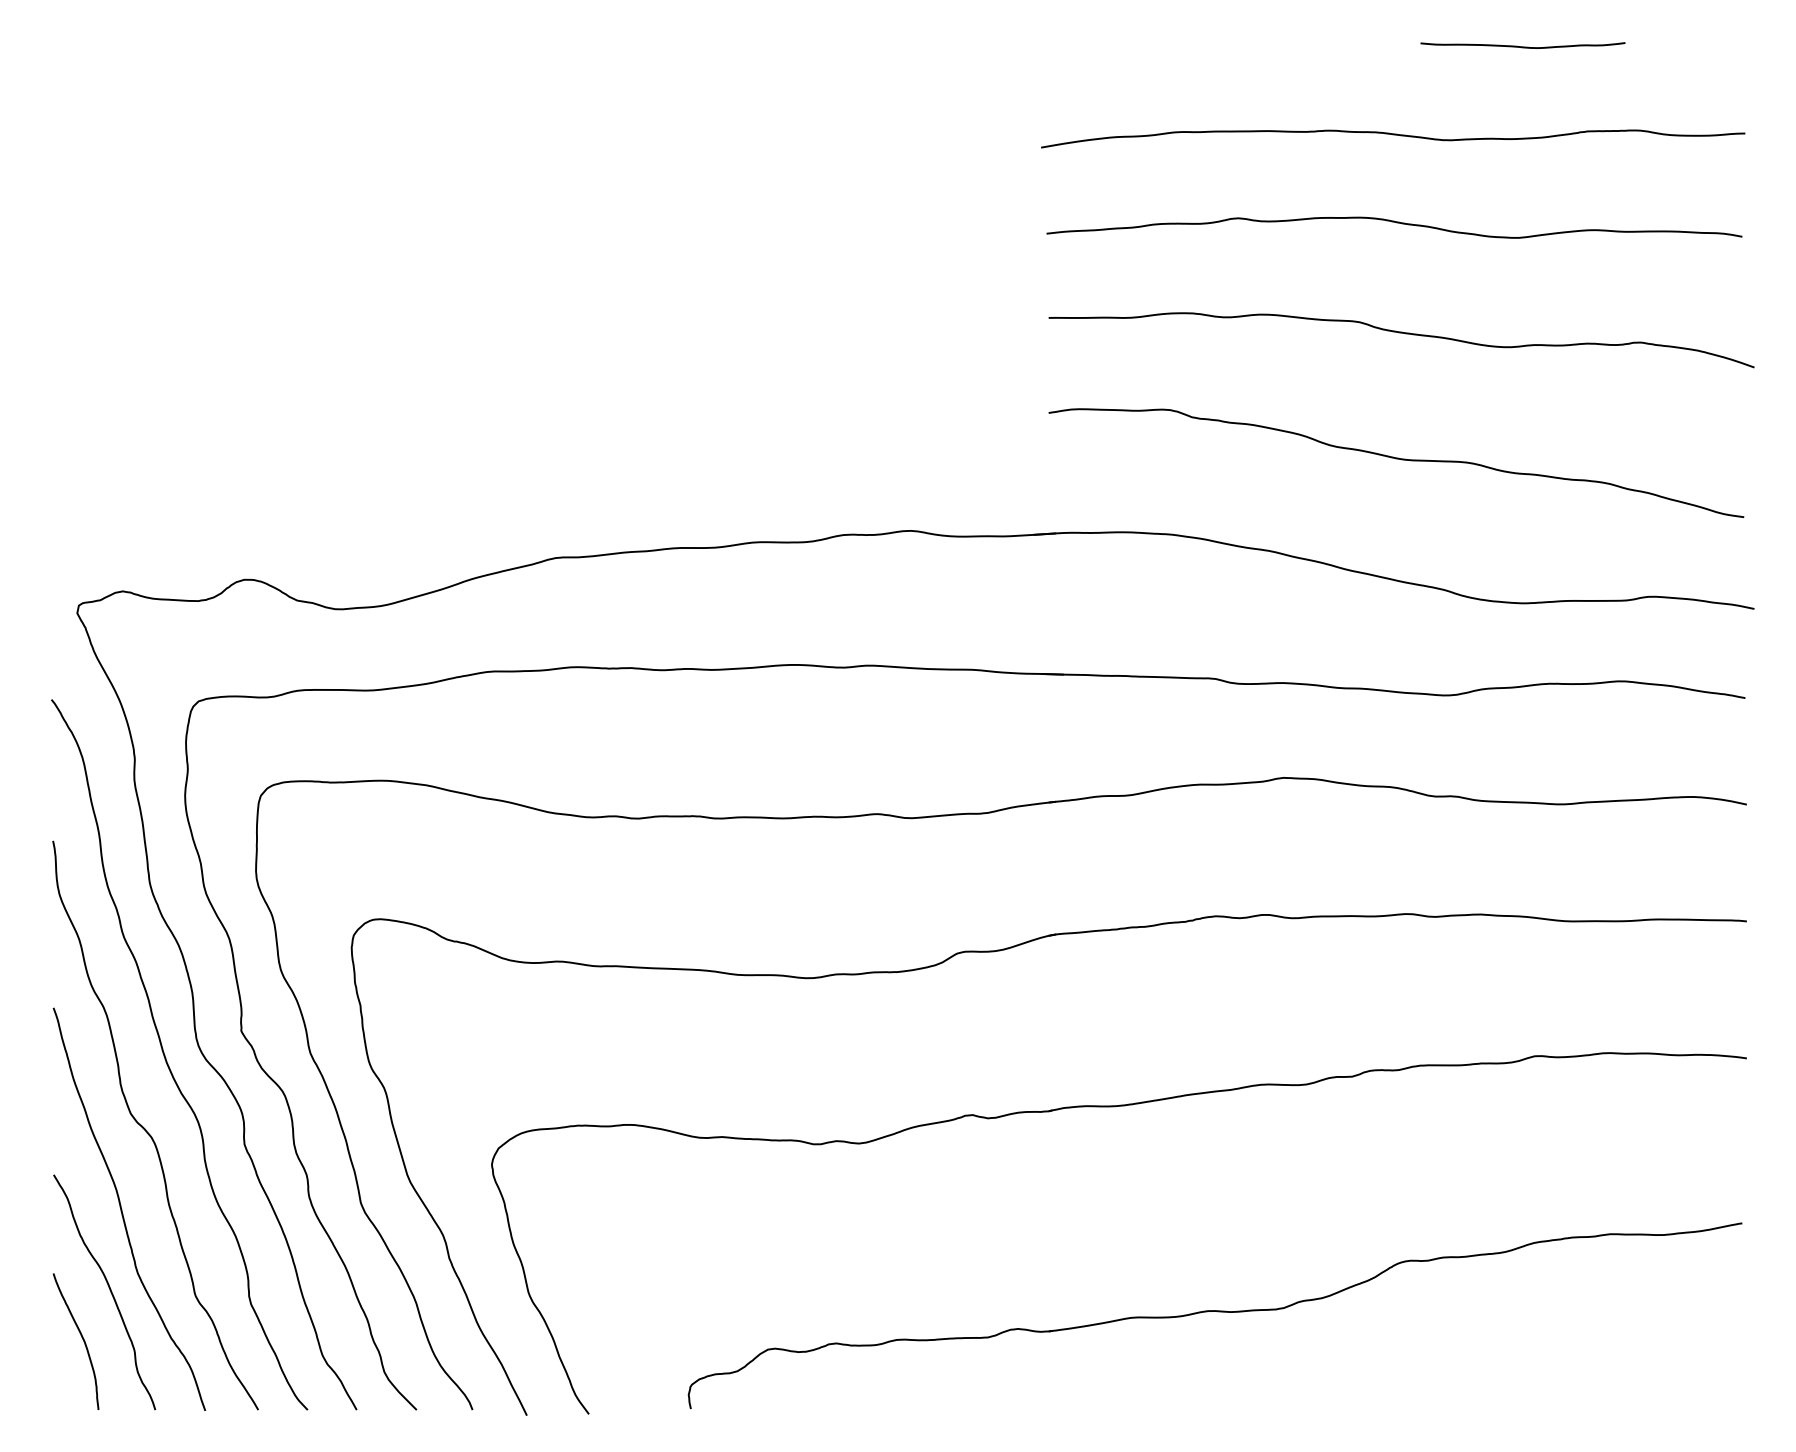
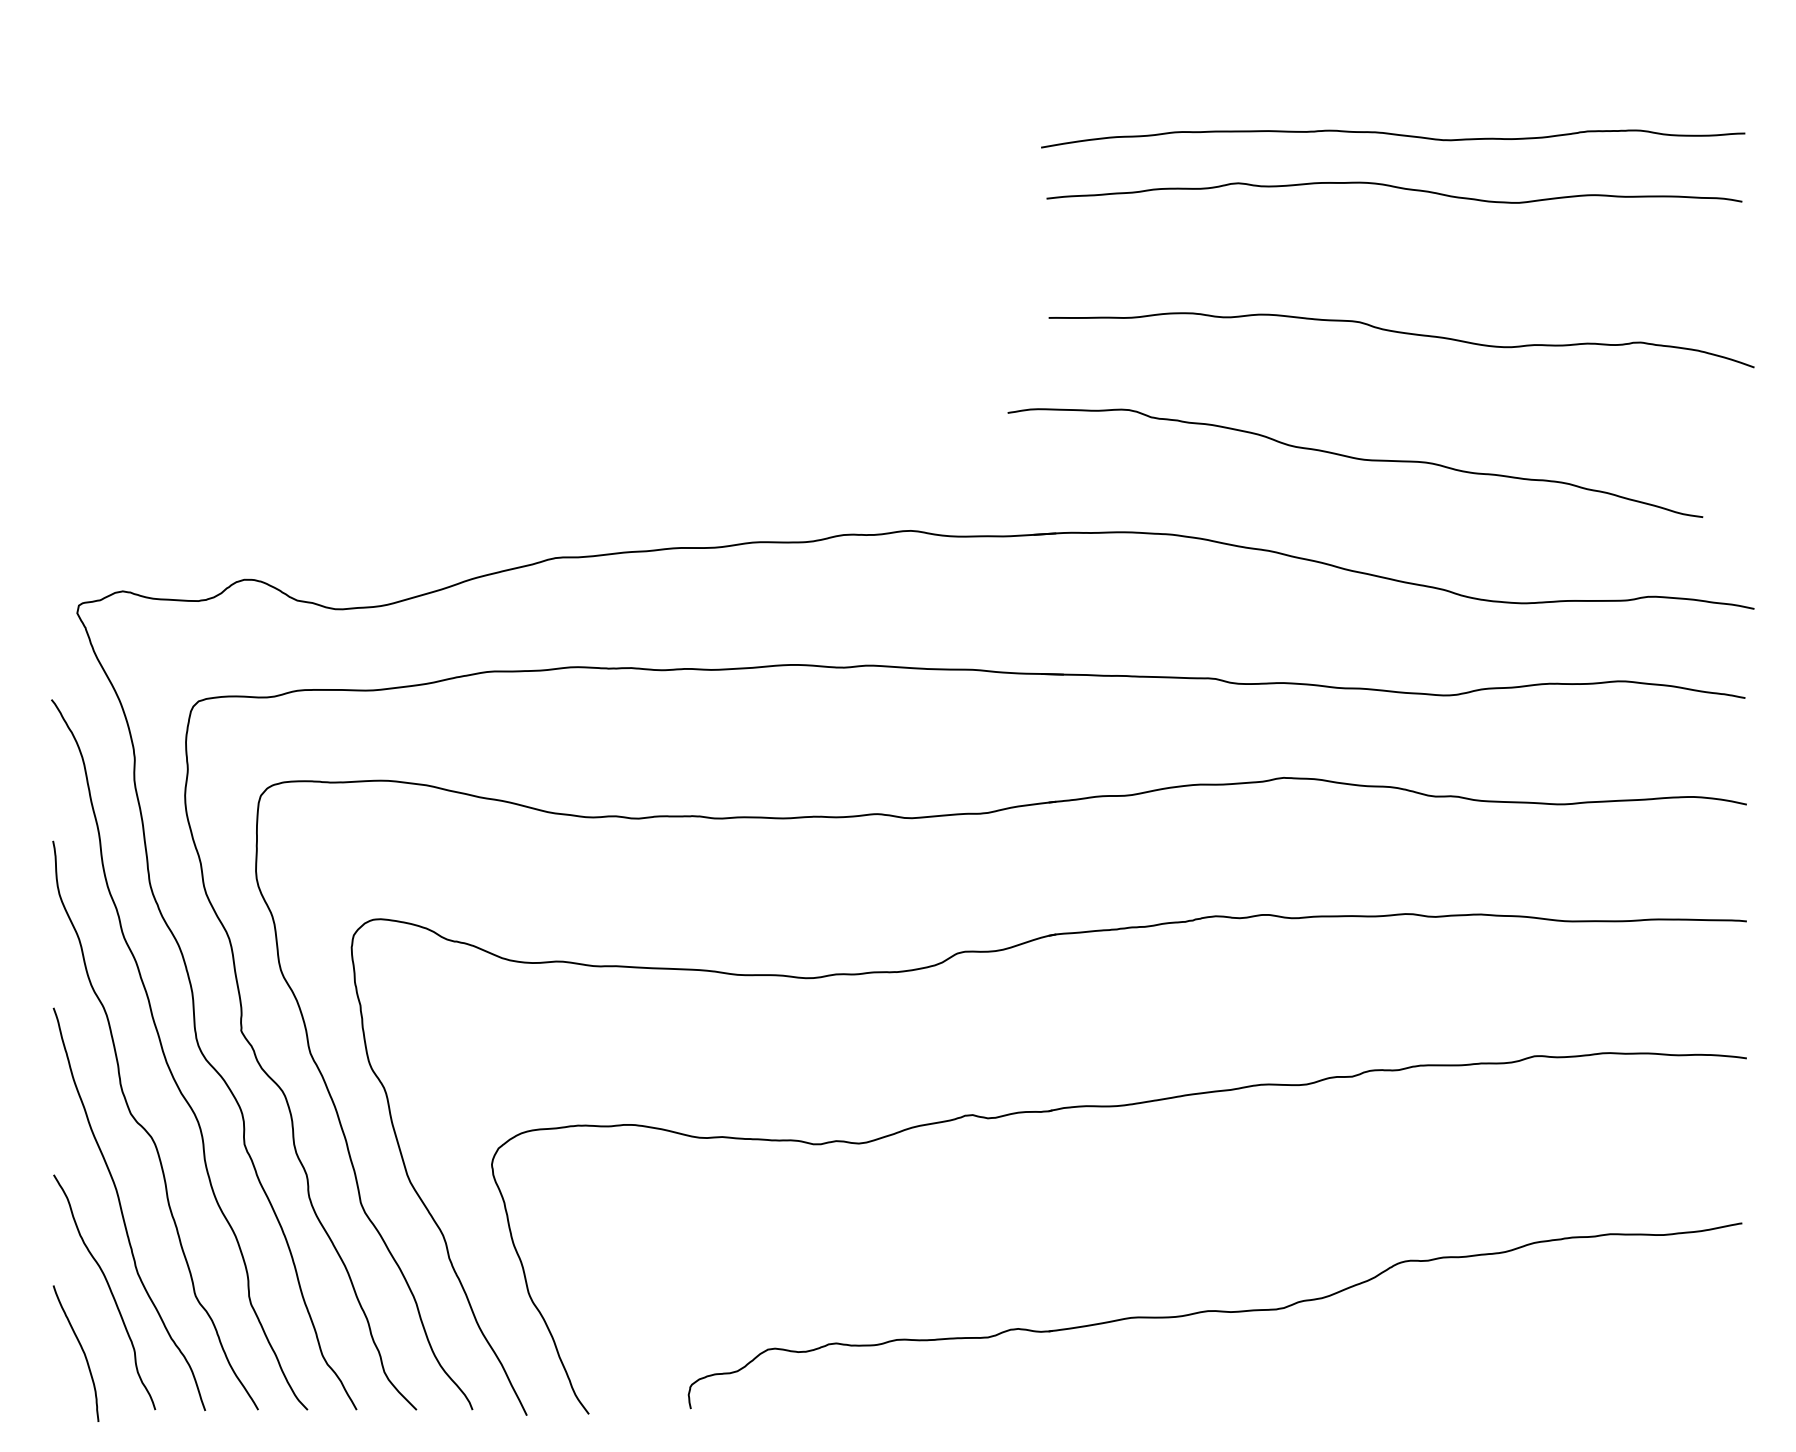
curve: present -> none (1522, 46)
curve position: (1396, 223) -> (1396, 188) (1396, 188)
curve position: (1396, 459) -> (1355, 459) (1355, 459)
curve position: (81, 1337) -> (81, 1349) (81, 1349)
